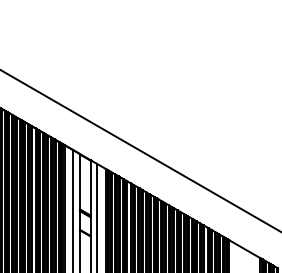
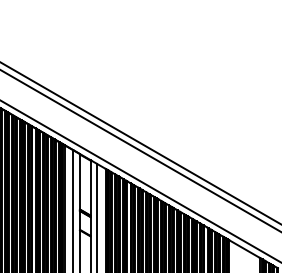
line: none -> present (140, 142)
line: none -> present (140, 180)
